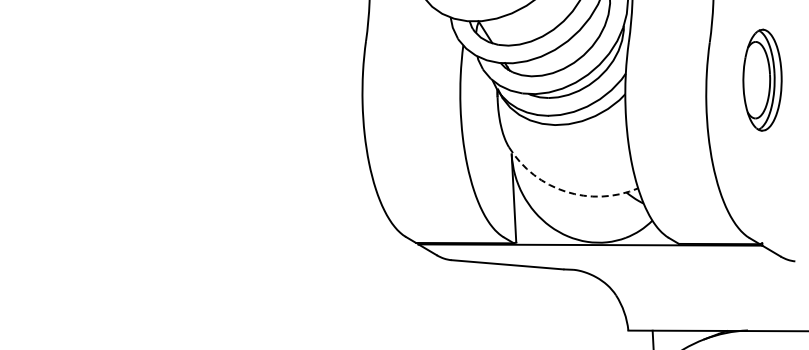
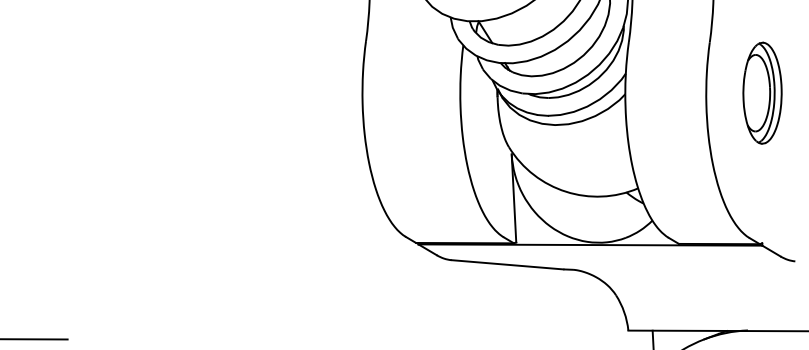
part position: (762, 79) -> (762, 92) (762, 92)
arc: dashed -> solid (566, 191)
line: none -> present (34, 339)
